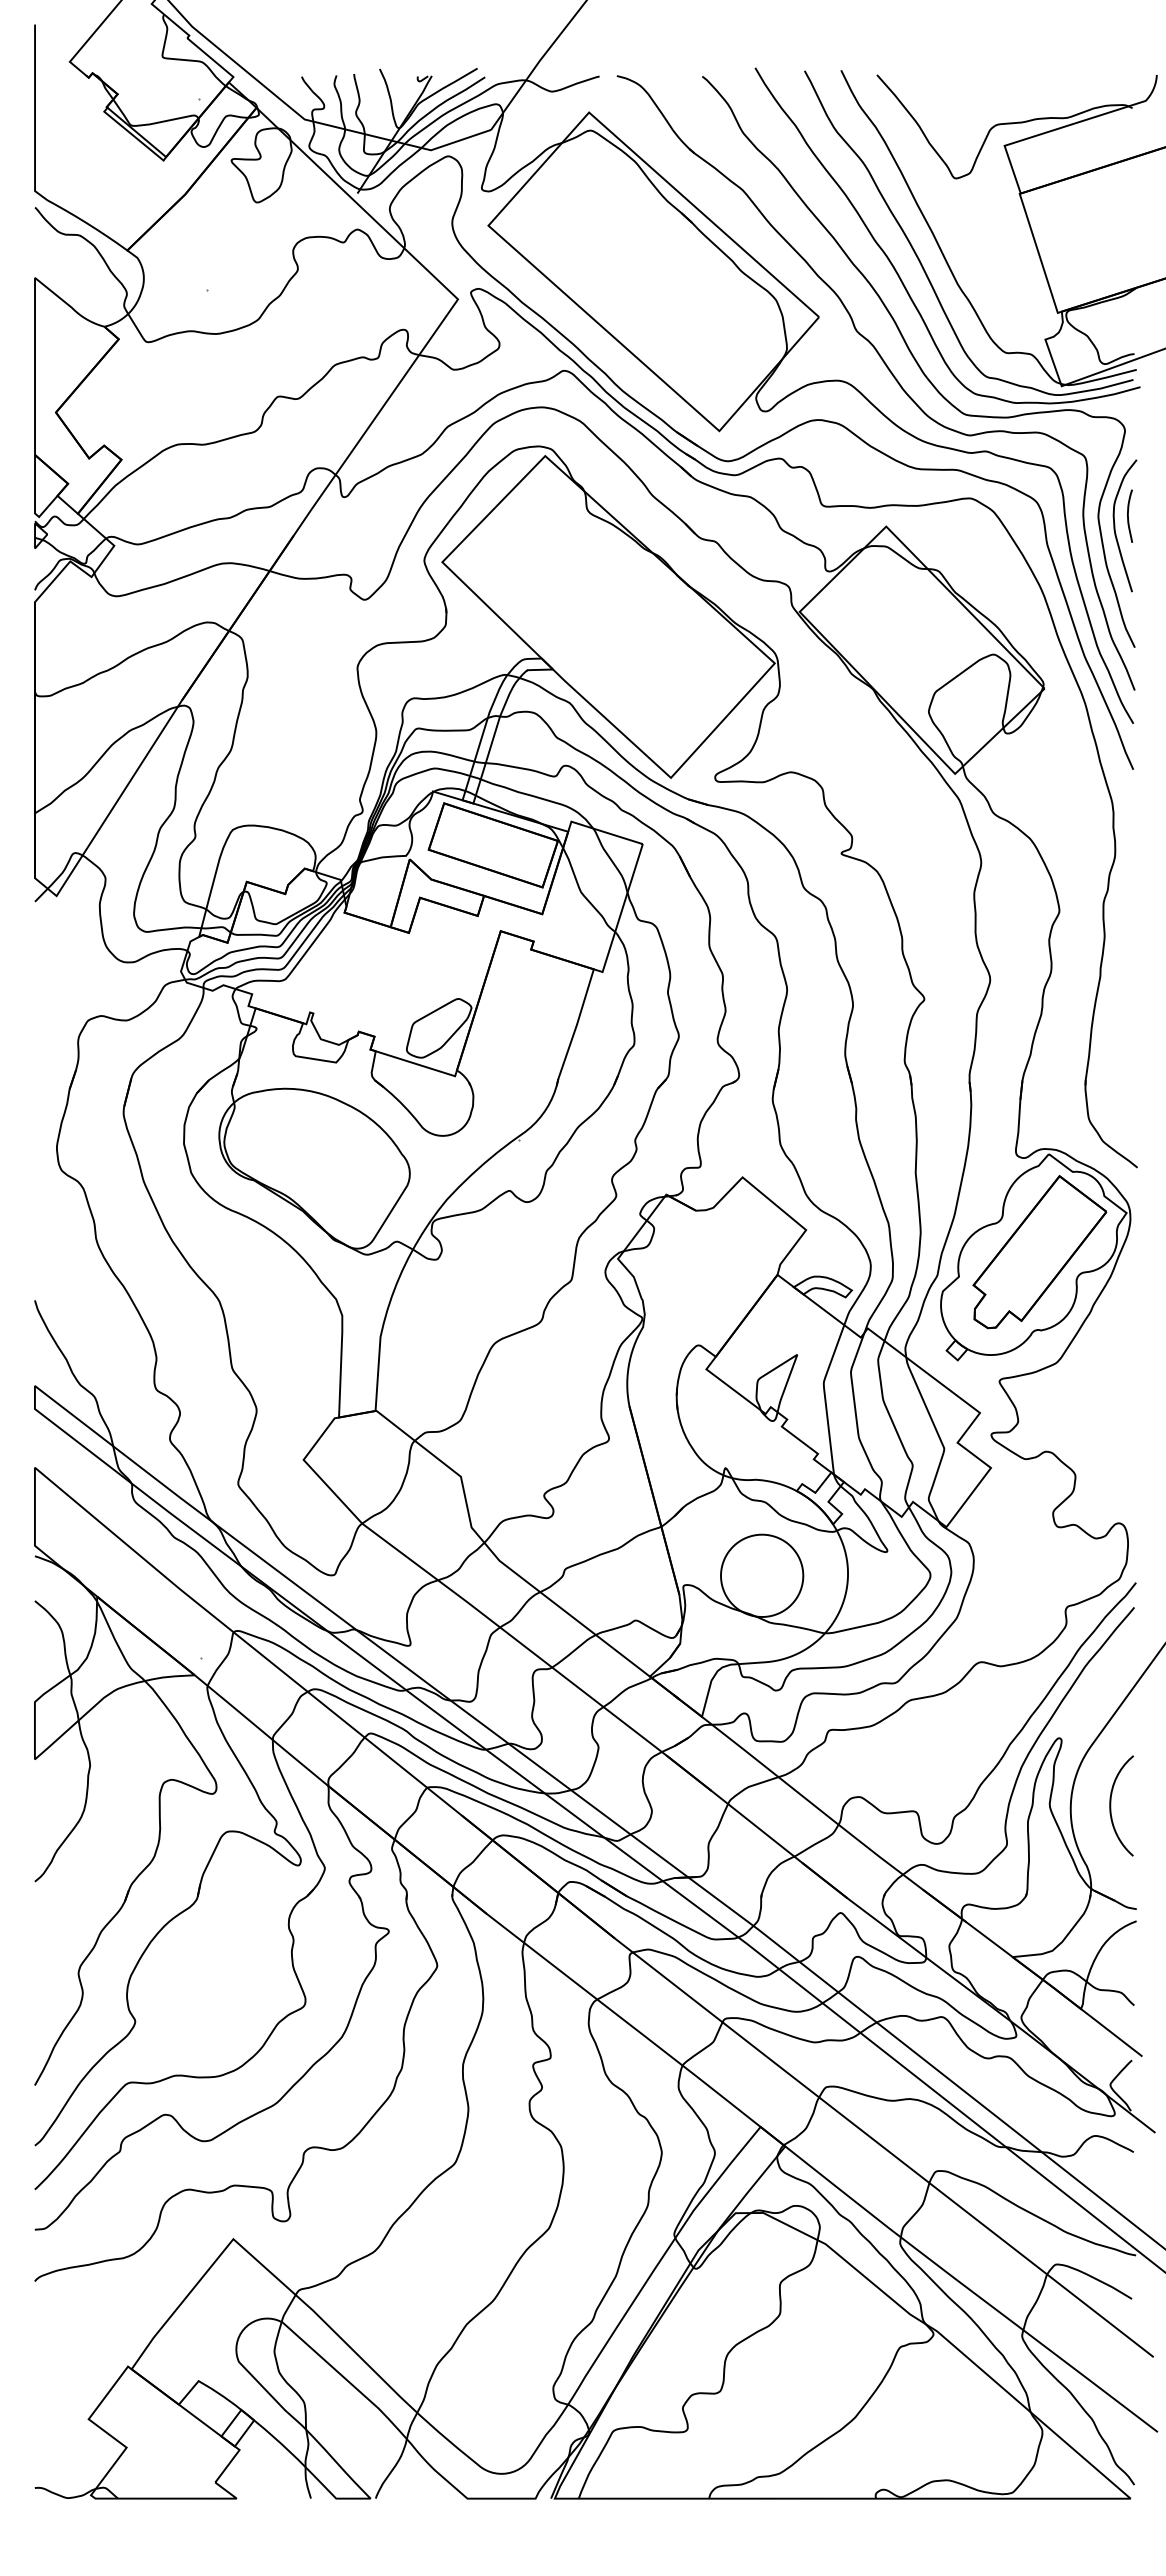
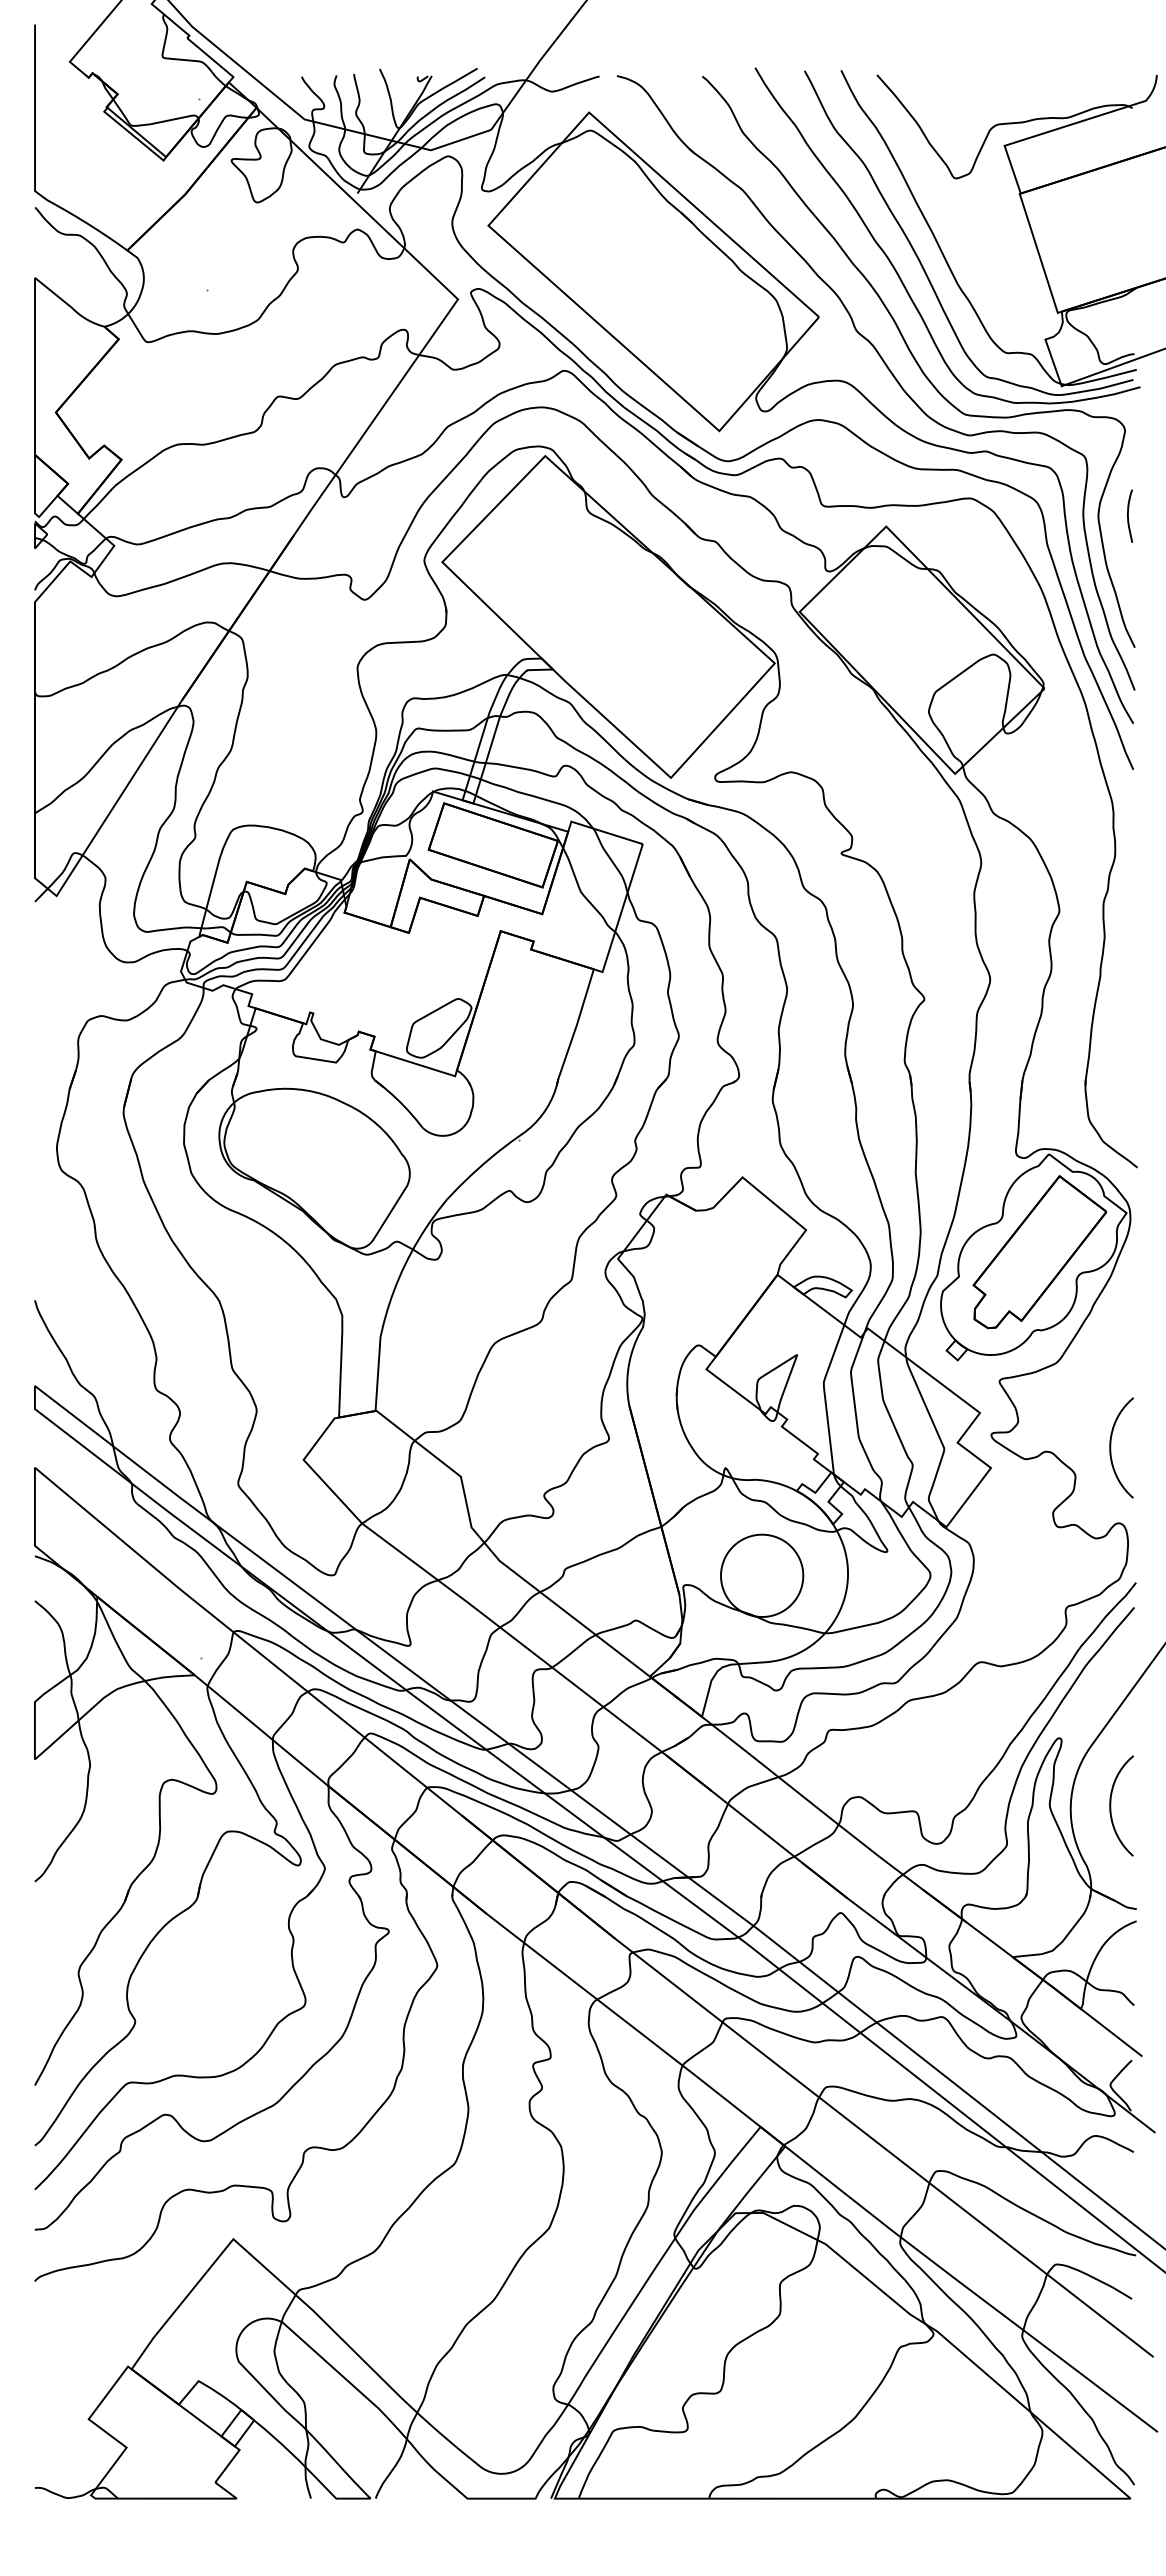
curve: present -> none (1115, 525)
curve: none -> present (1111, 1447)
